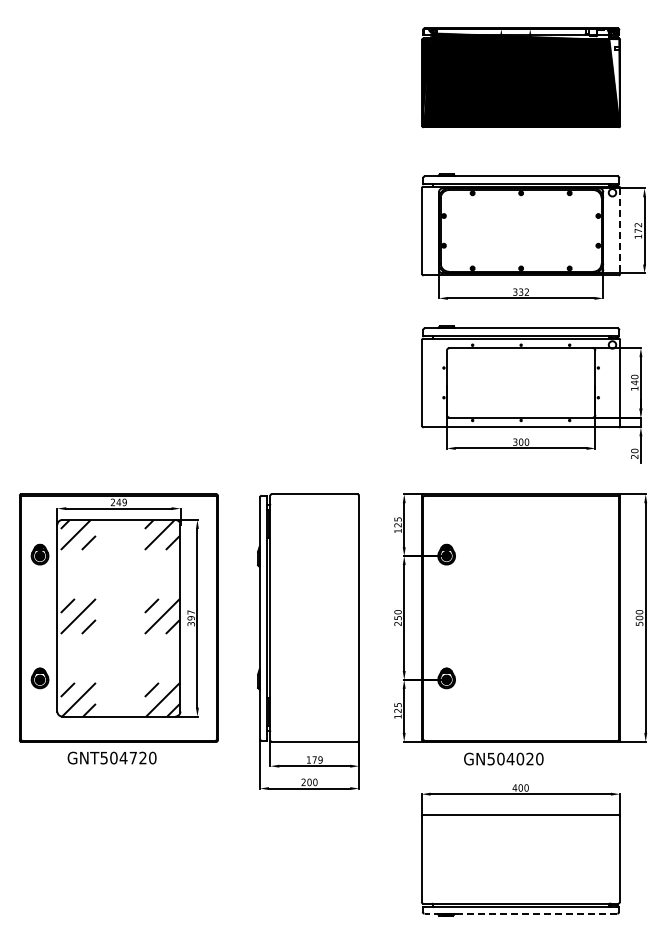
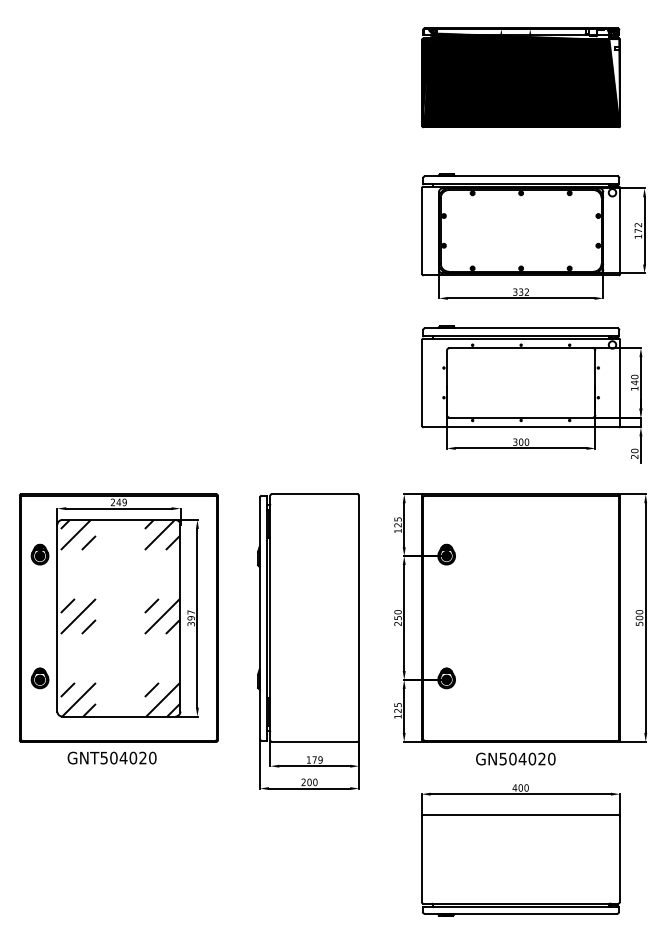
line: dashed -> solid (620, 231)
text: GNT504720 -> GNT504020 (133, 757)
text position: (503, 758) -> (515, 758) (515, 758)
line: dashed -> solid (520, 913)
